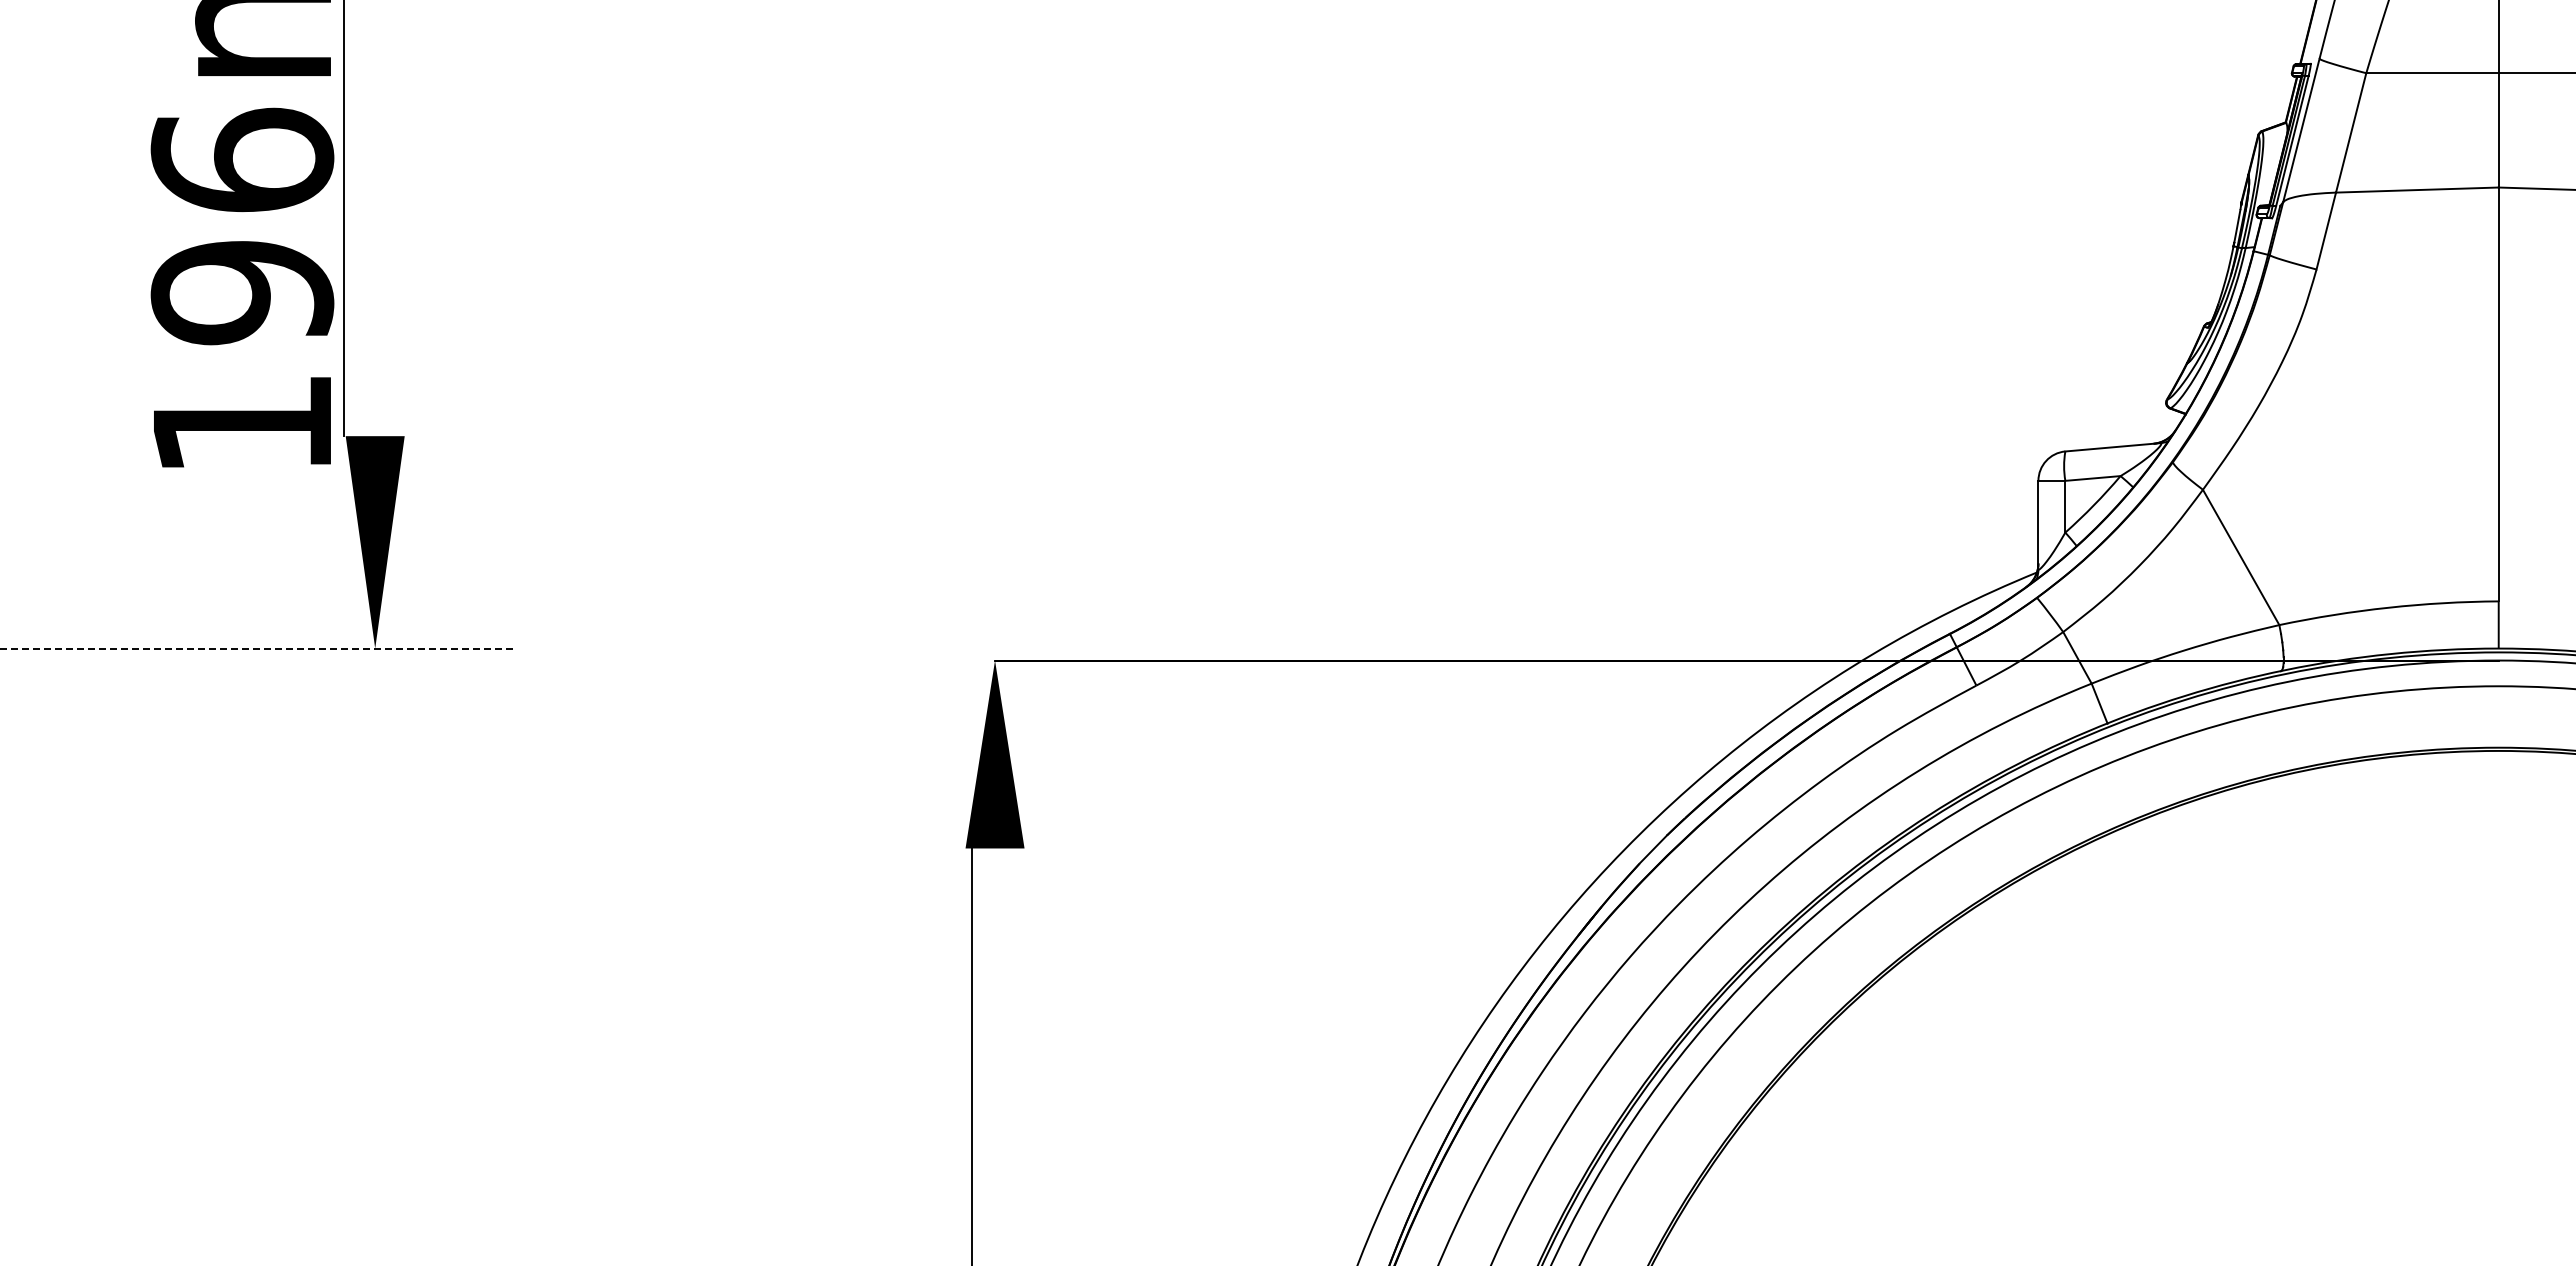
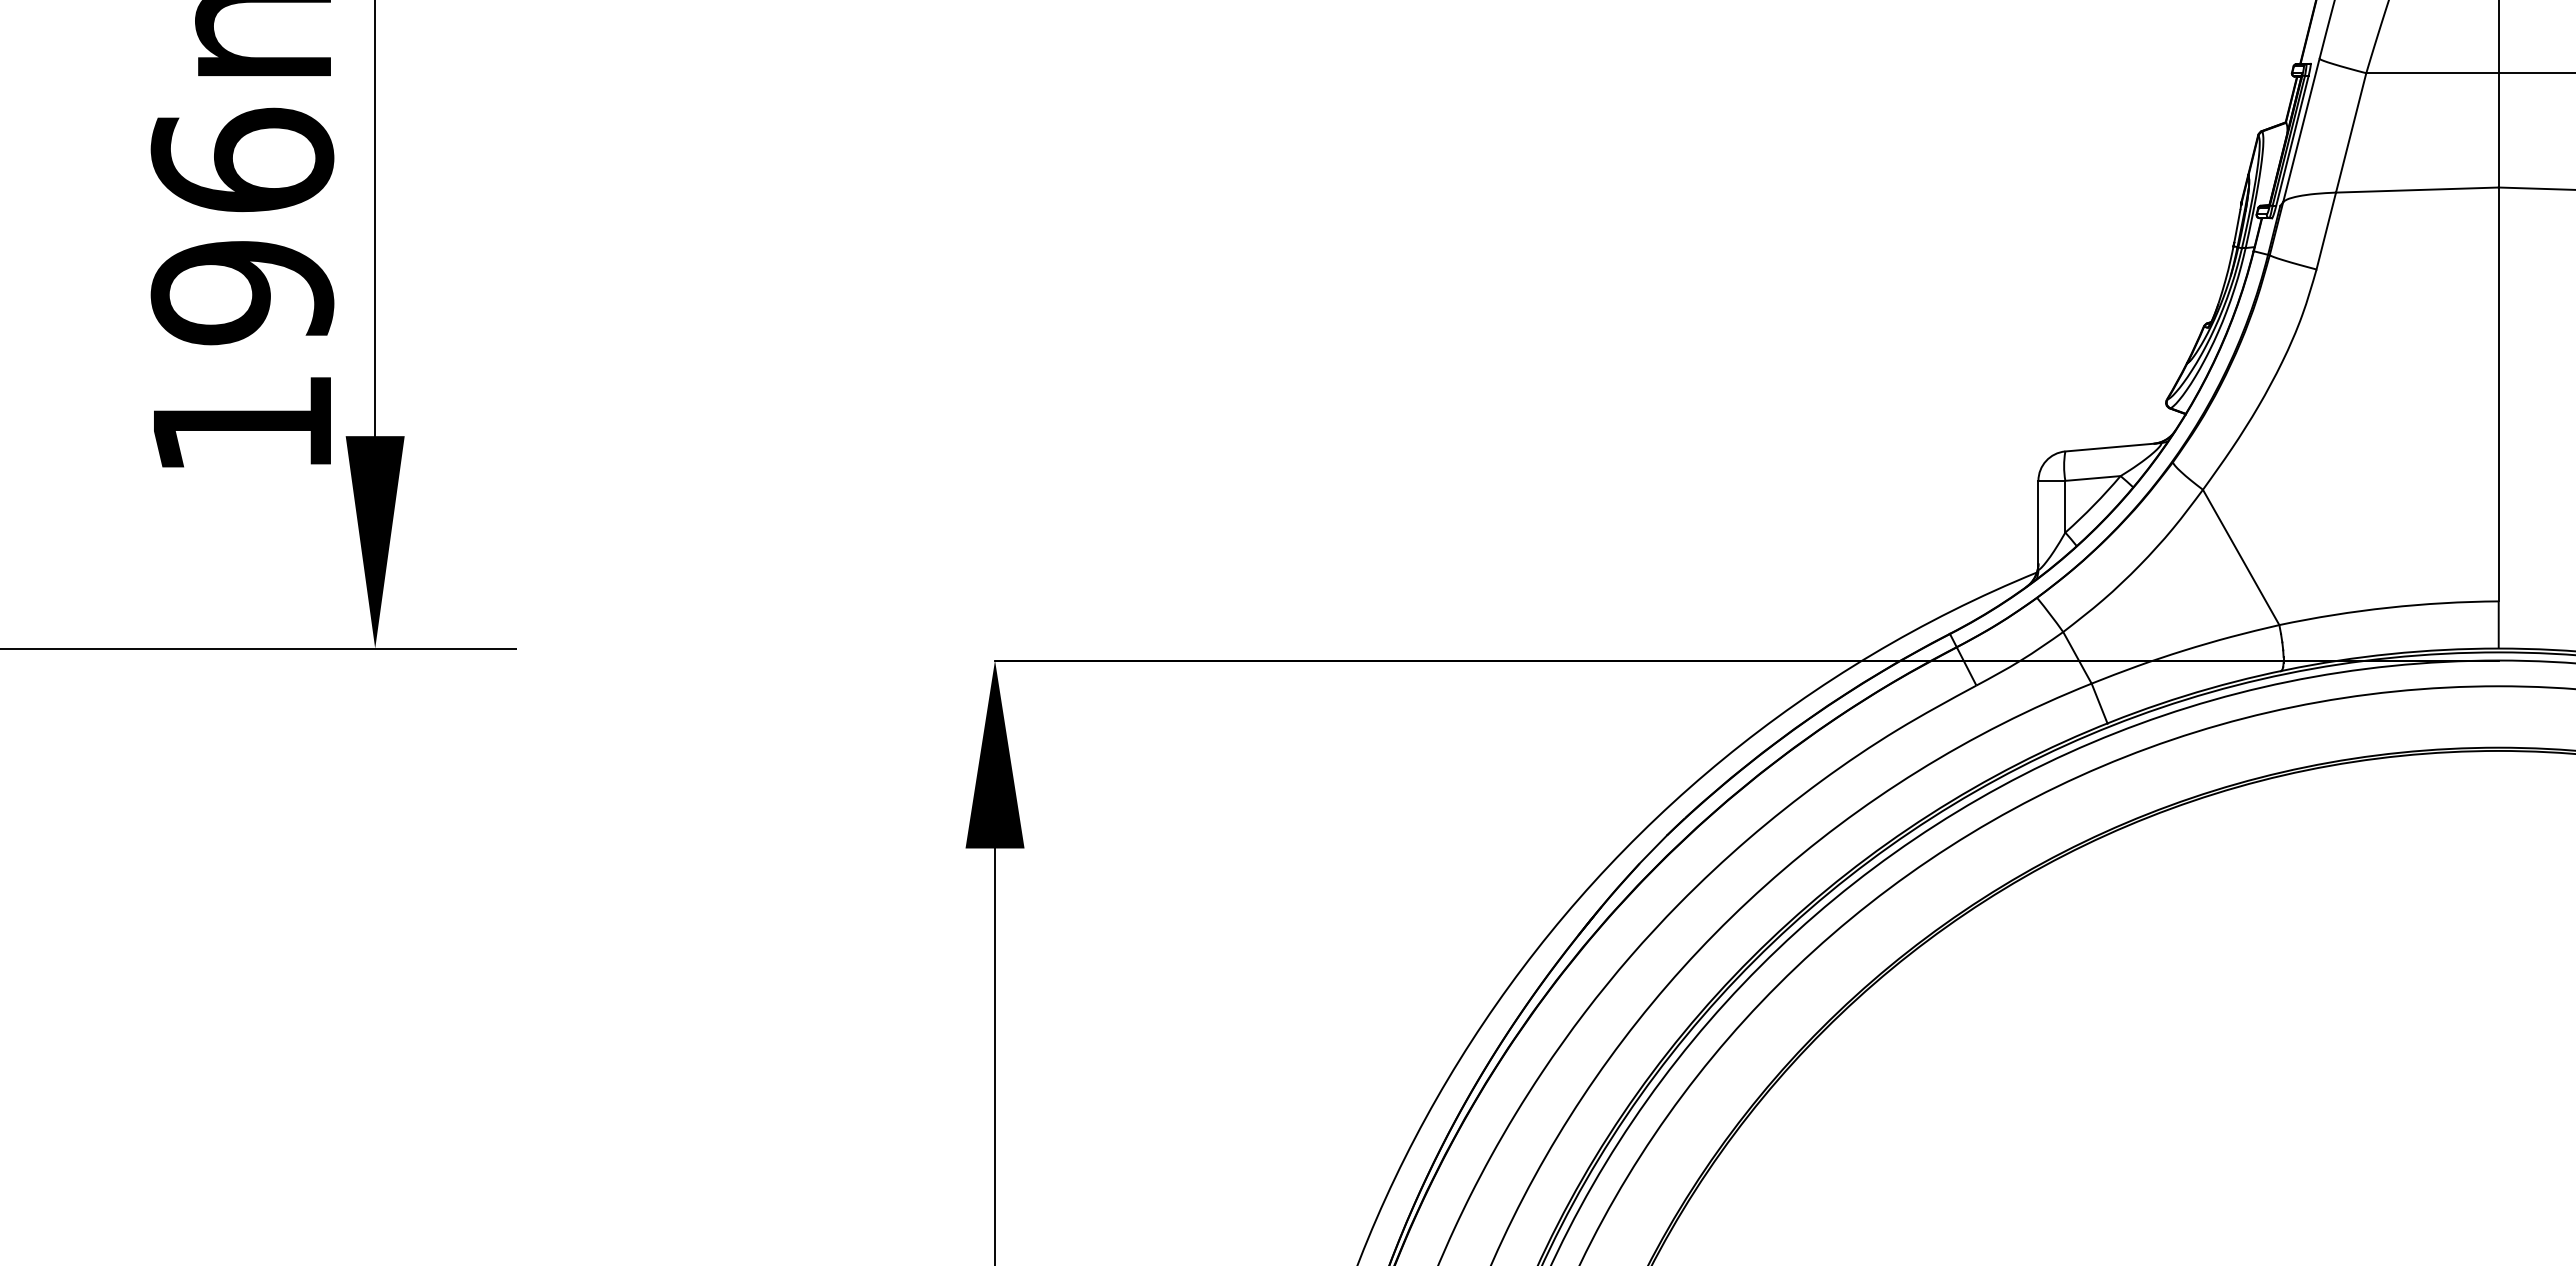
line position: (344, 219) -> (375, 219) (375, 219)
line: dashed -> solid (259, 648)
line position: (972, 1055) -> (995, 1055) (995, 1055)
